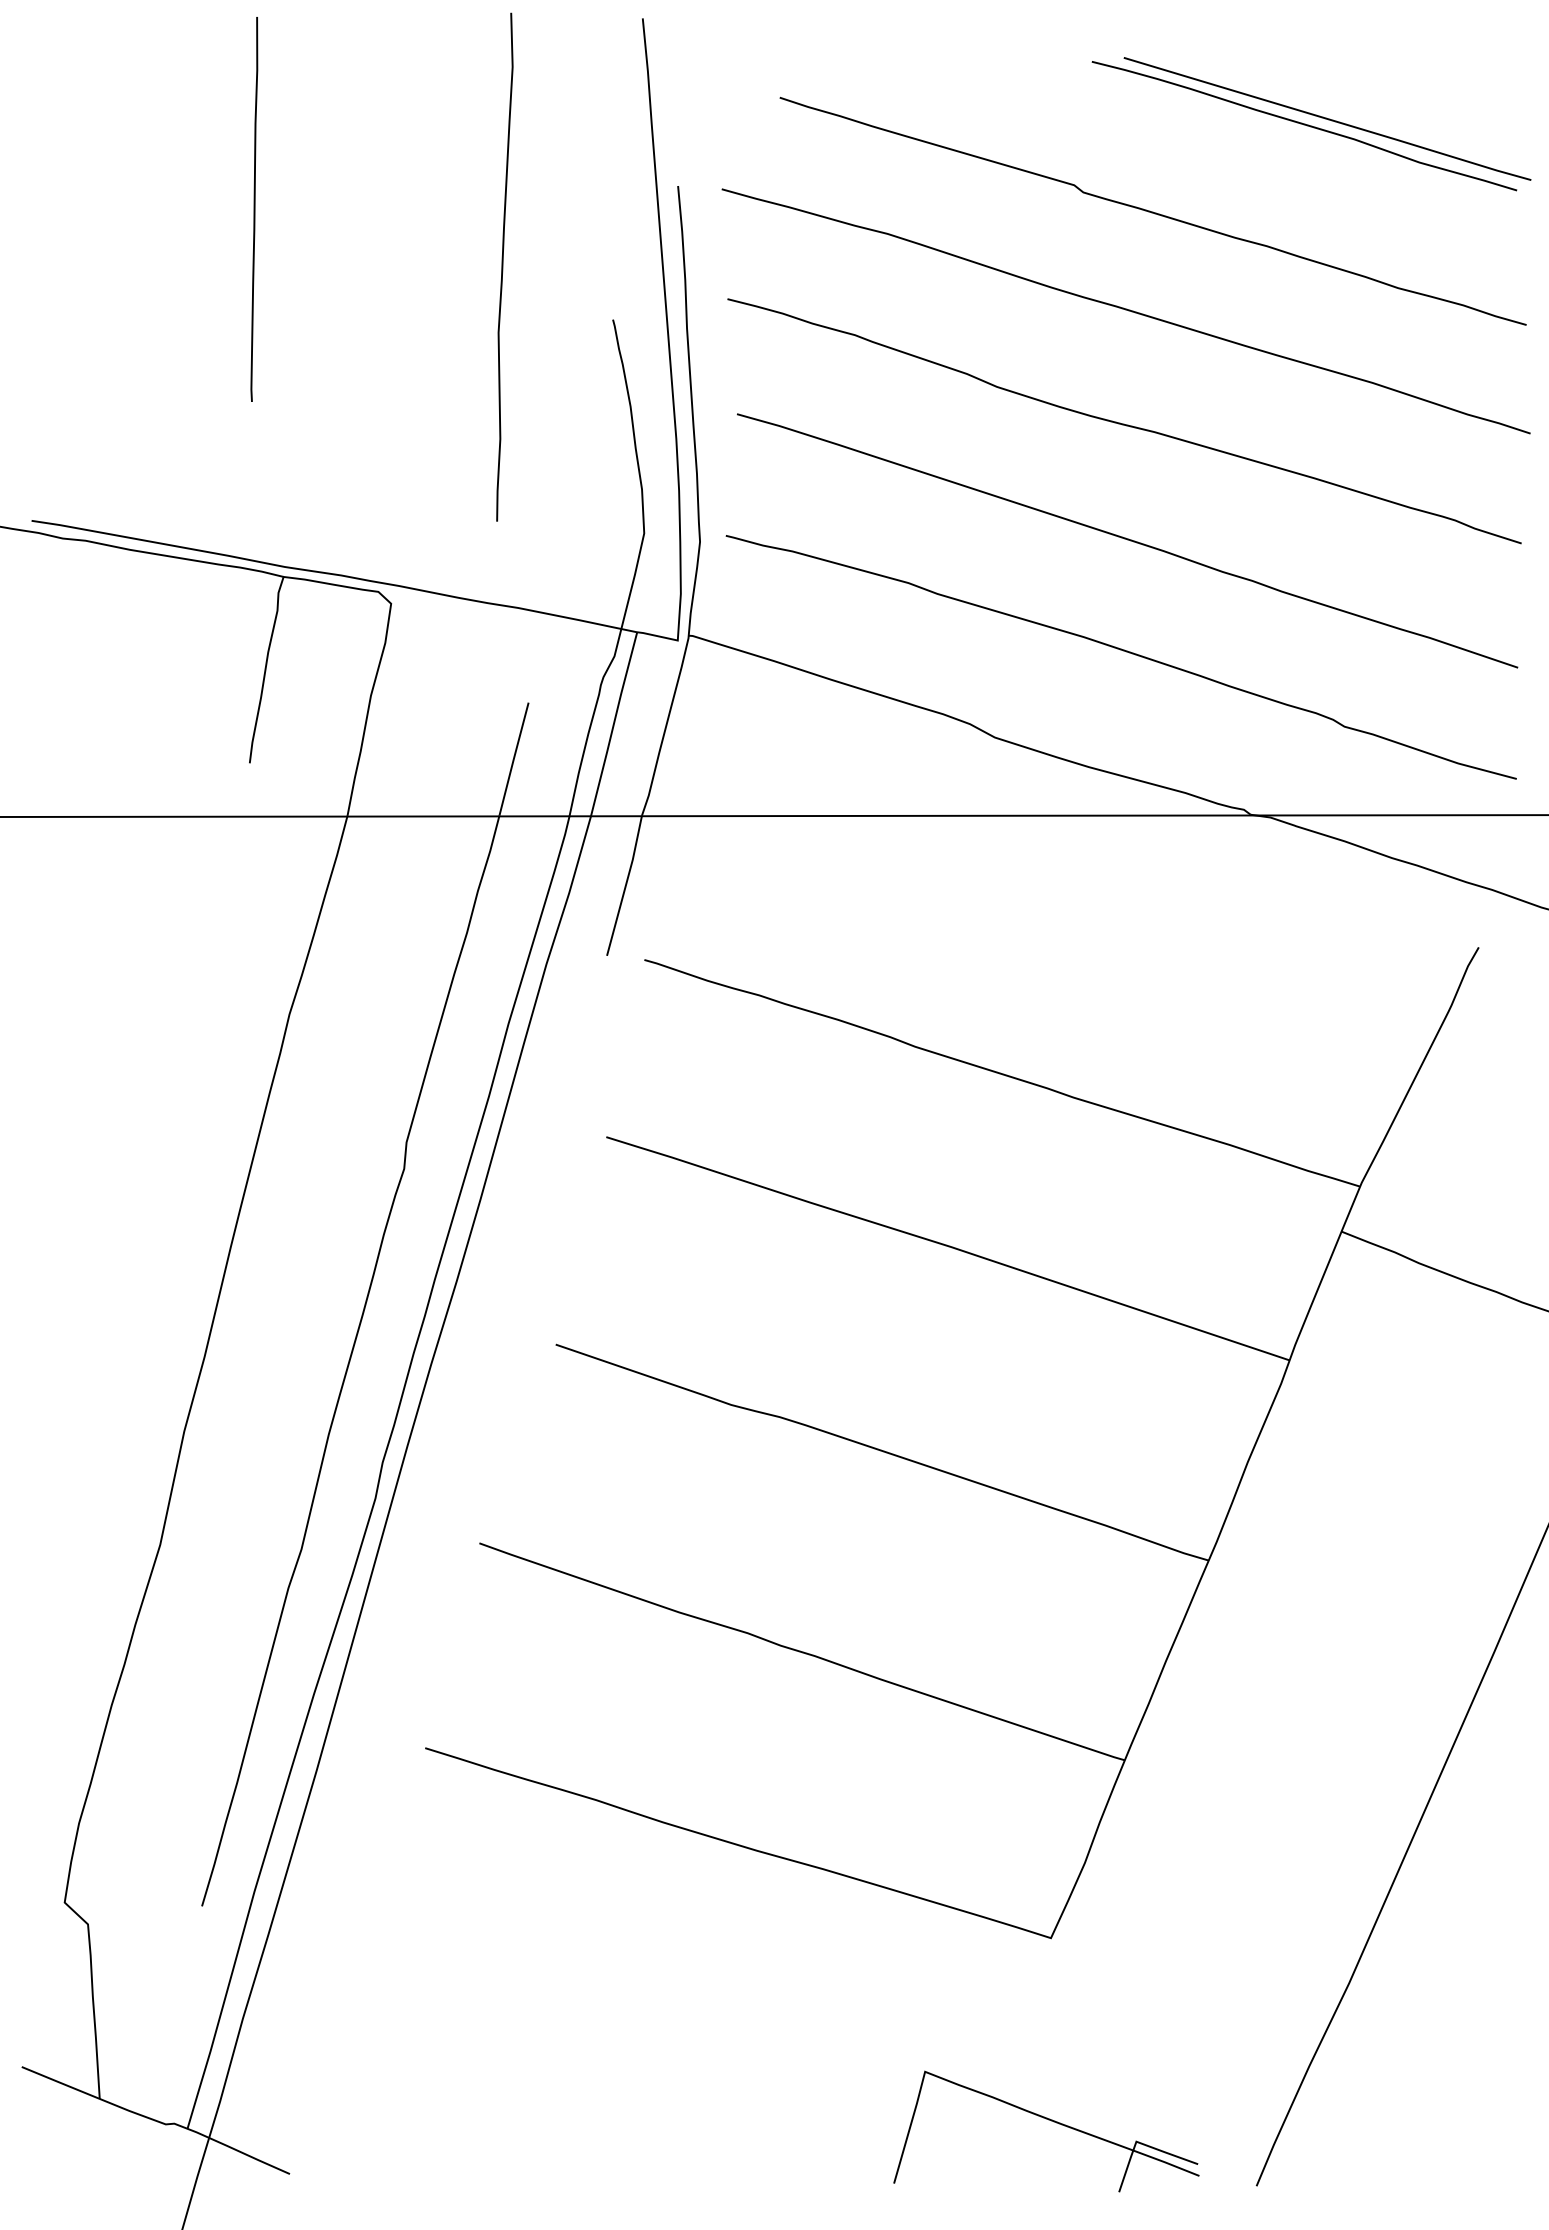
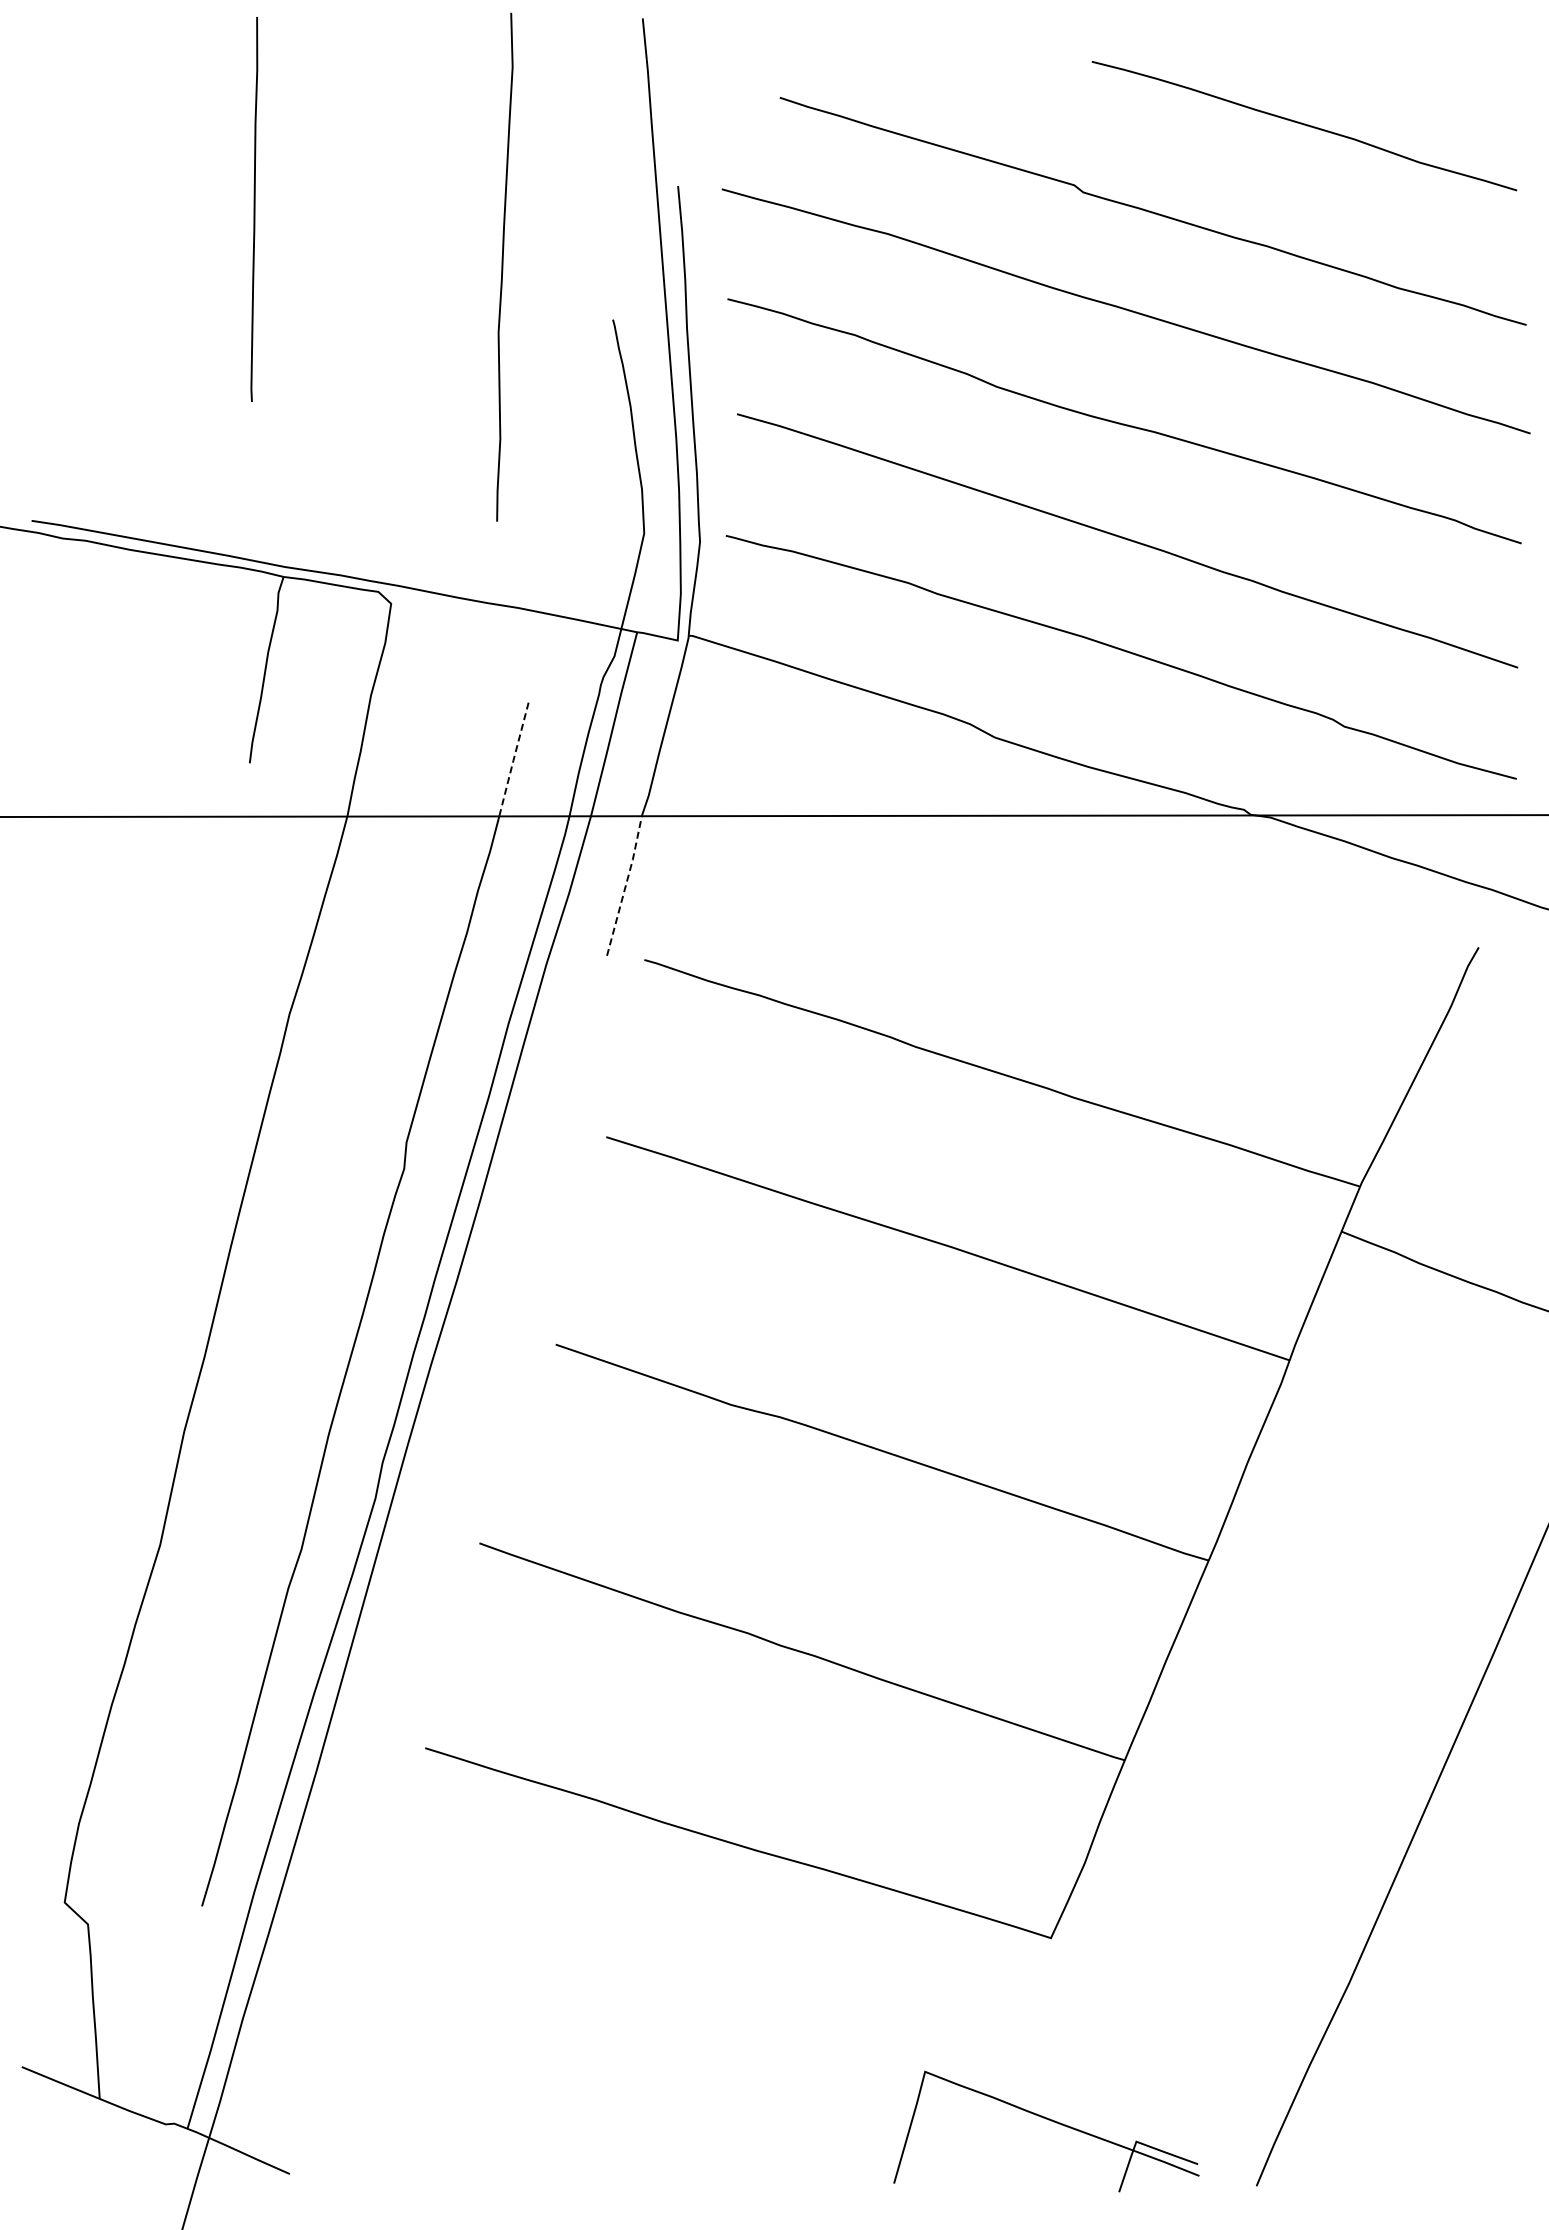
line: present -> none (1327, 118)
line: solid -> dashed (513, 760)
line: solid -> dashed (626, 884)
